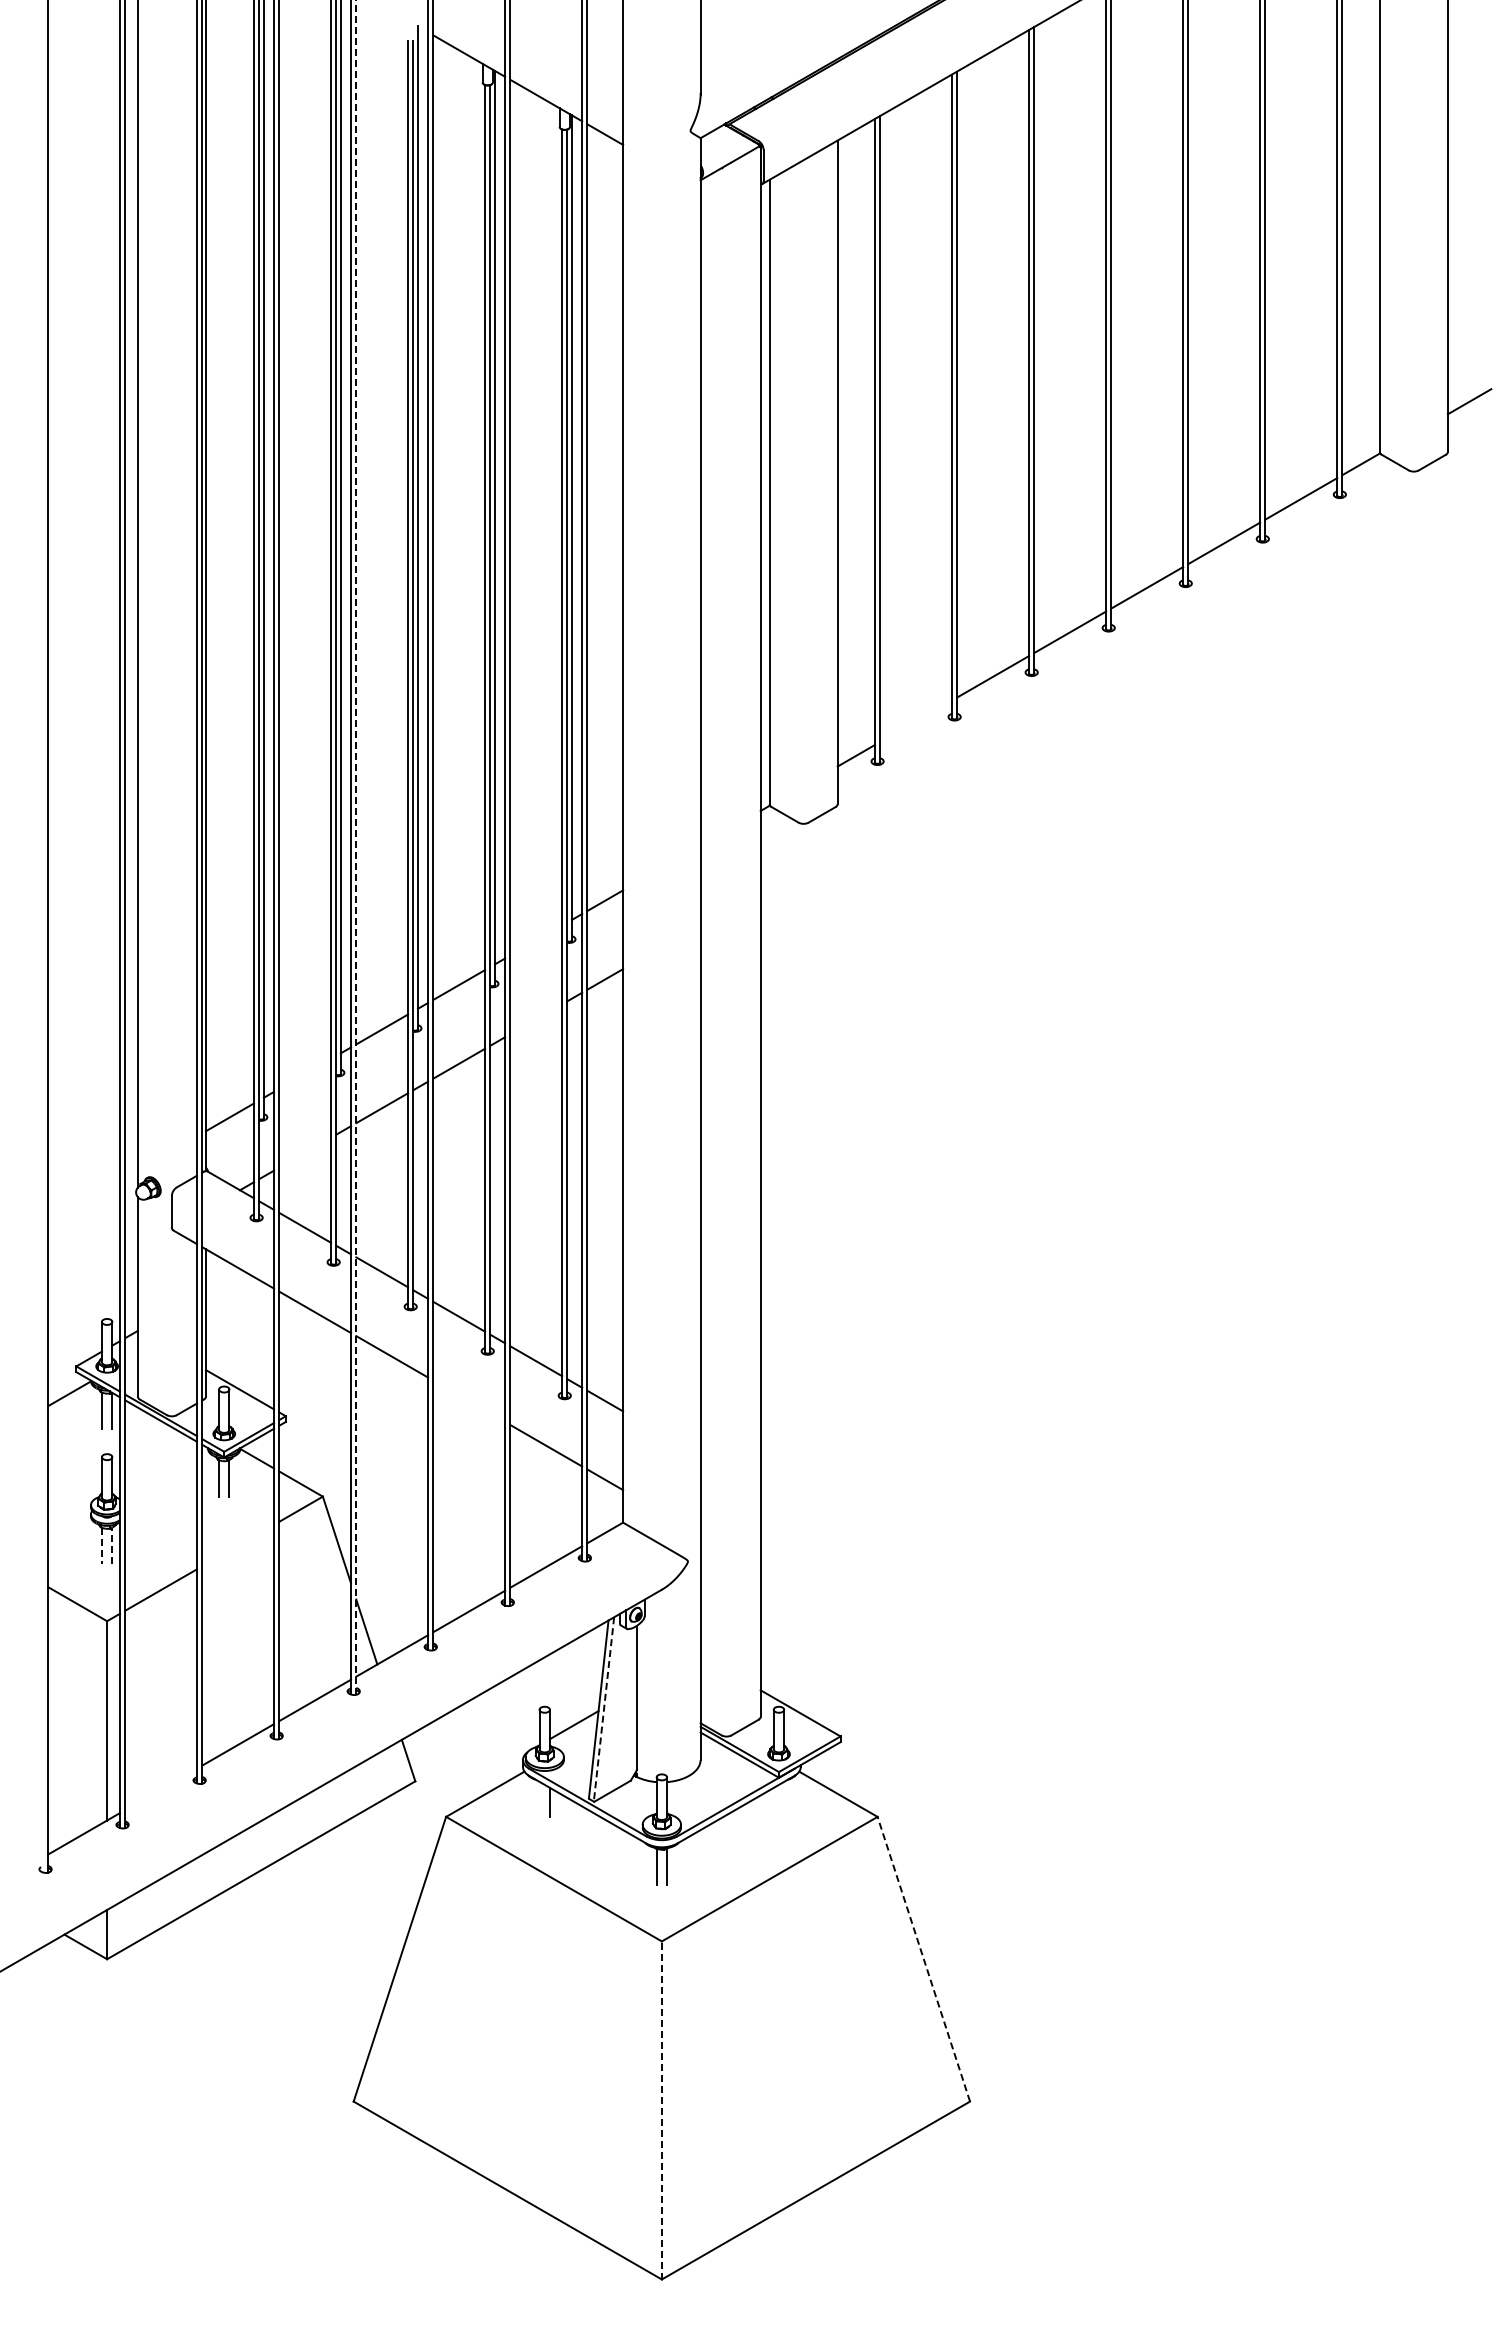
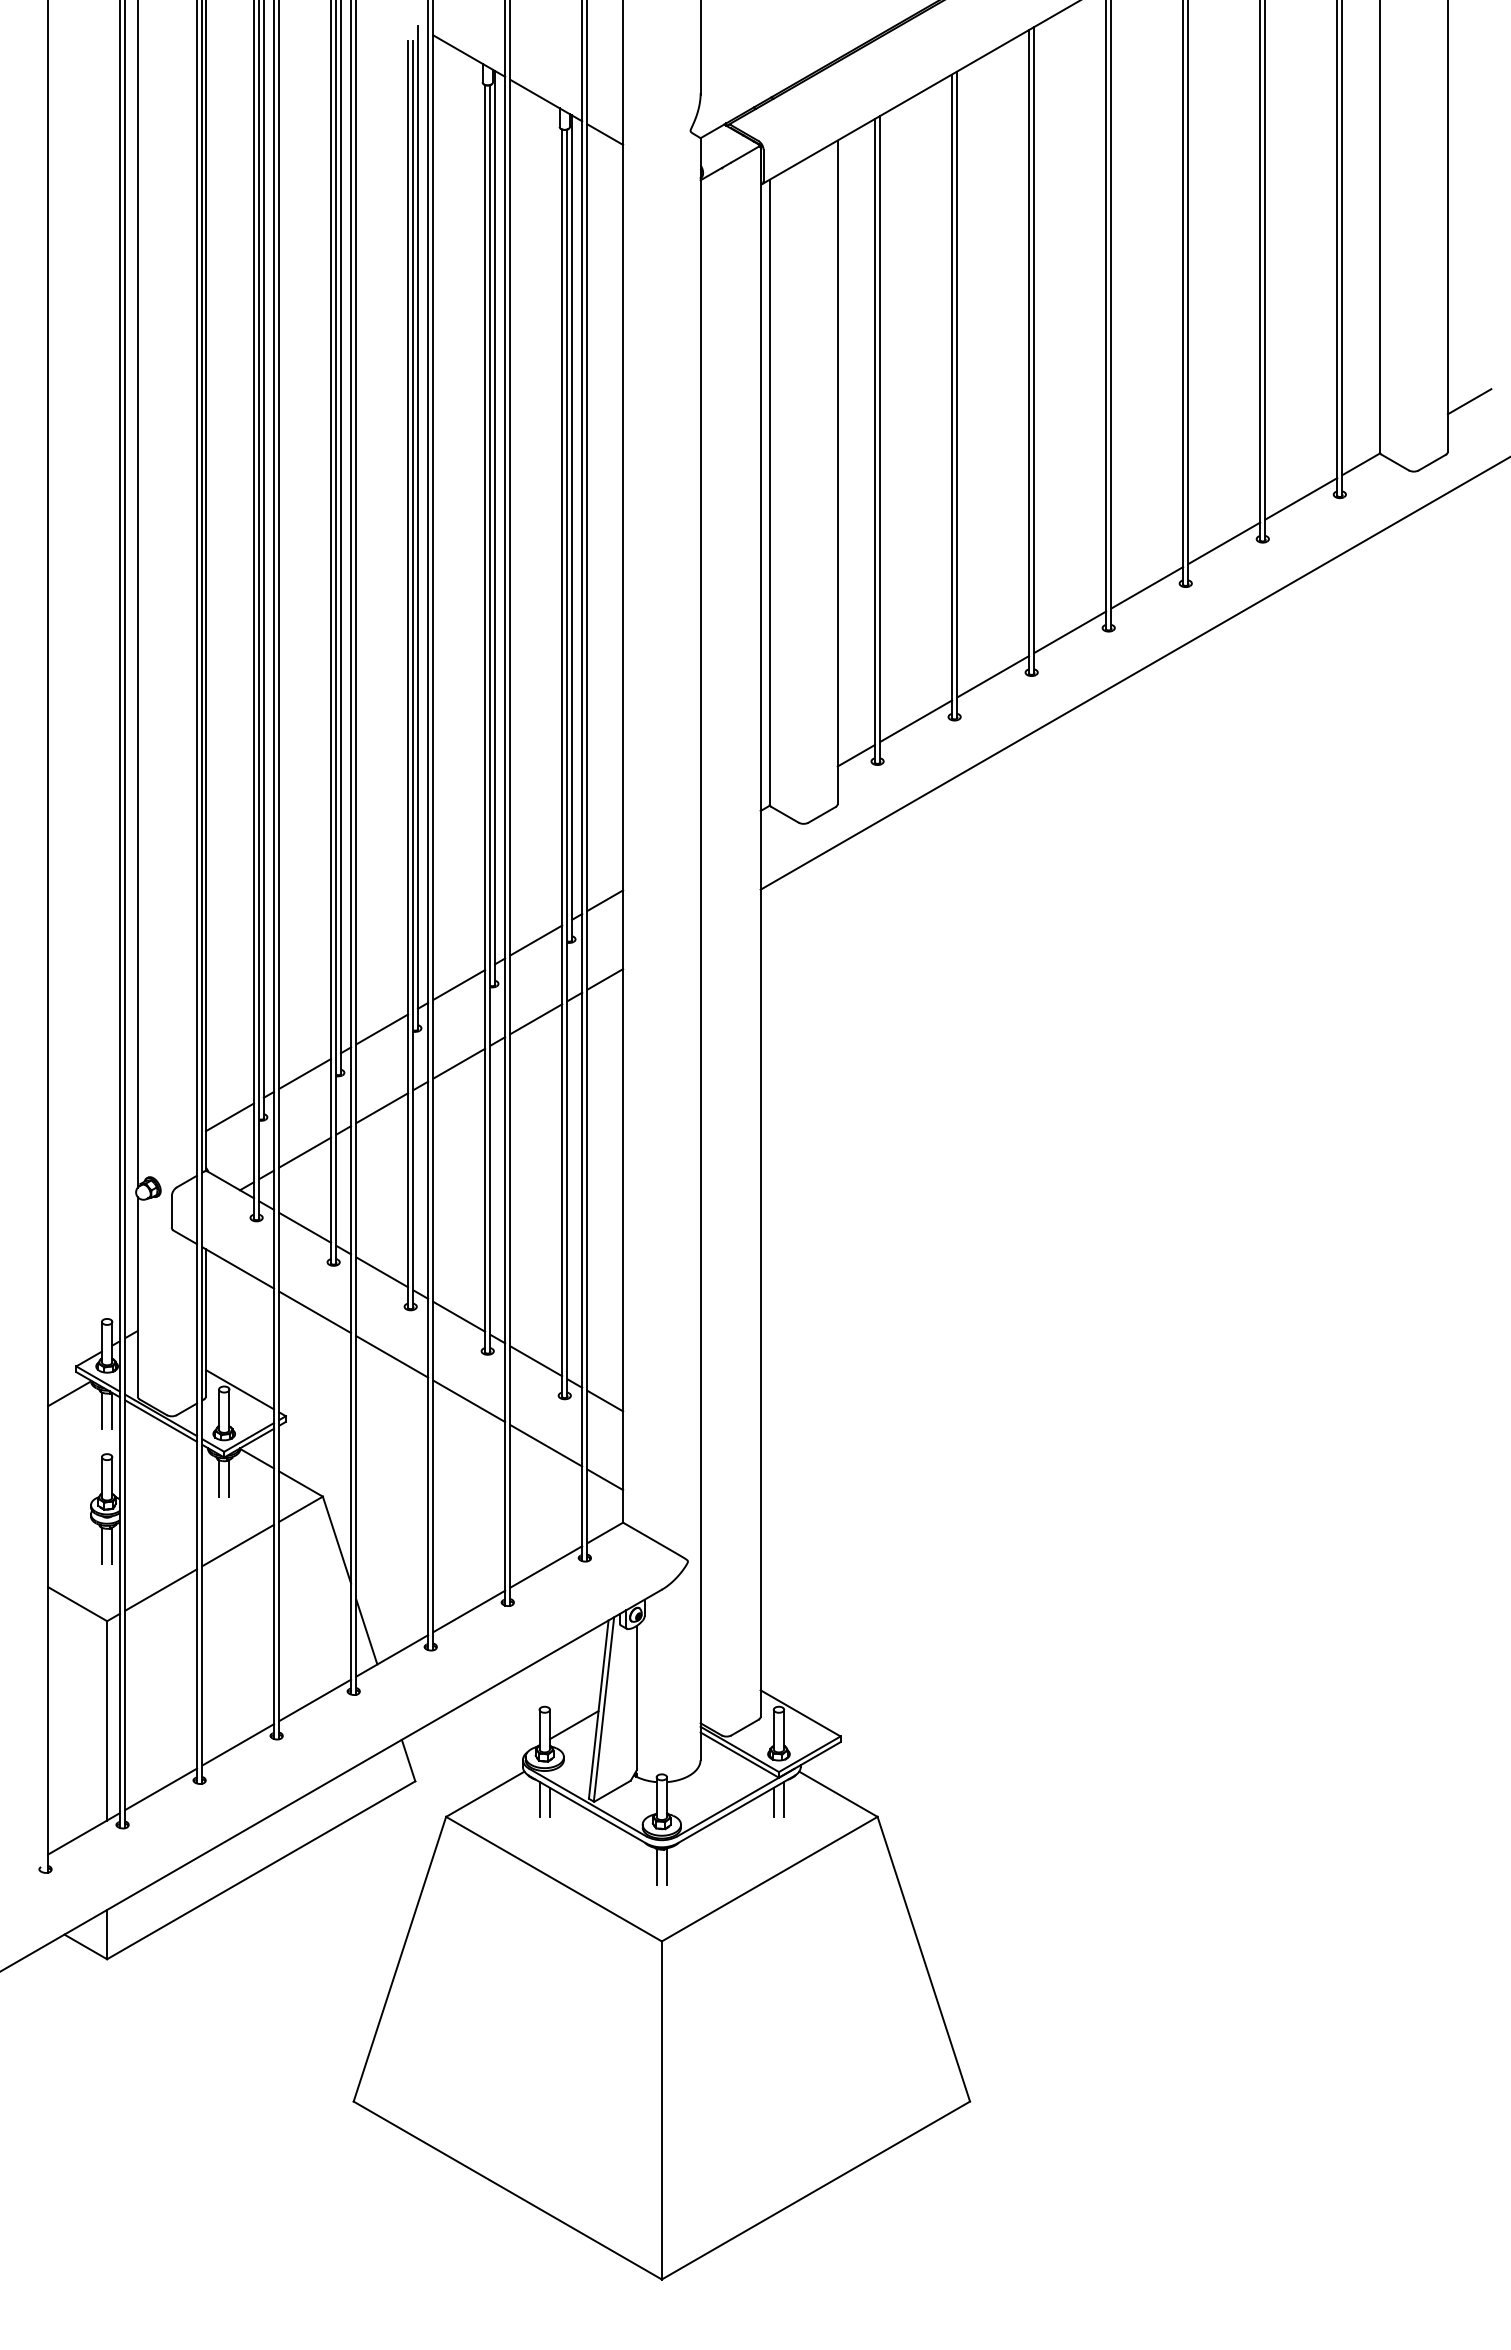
line: none -> present (1133, 673)
line: none -> present (916, 720)
line: dashed -> solid (356, 847)
line: none -> present (536, 940)
line: none -> present (536, 1019)
line: none -> present (305, 1073)
line: none -> present (305, 1152)
line: none -> present (469, 1401)
line: dashed -> solid (112, 1545)
line: none -> present (238, 1545)
line: dashed -> solid (101, 1546)
line: dashed -> solid (604, 1709)
line: none -> present (160, 1789)
line: none -> present (539, 1798)
line: none -> present (784, 1798)
line: none -> present (773, 1801)
line: dashed -> solid (923, 1959)
line: dashed -> solid (661, 2109)
